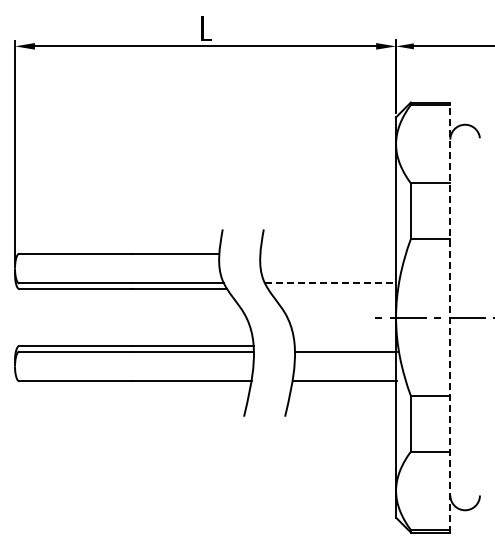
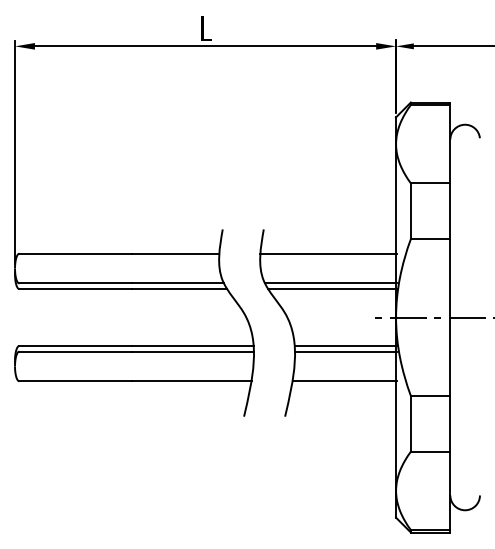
line: none -> present (328, 253)
line: dashed -> solid (330, 283)
line: none -> present (332, 289)
line: dashed -> solid (450, 317)
line: none -> present (345, 345)
